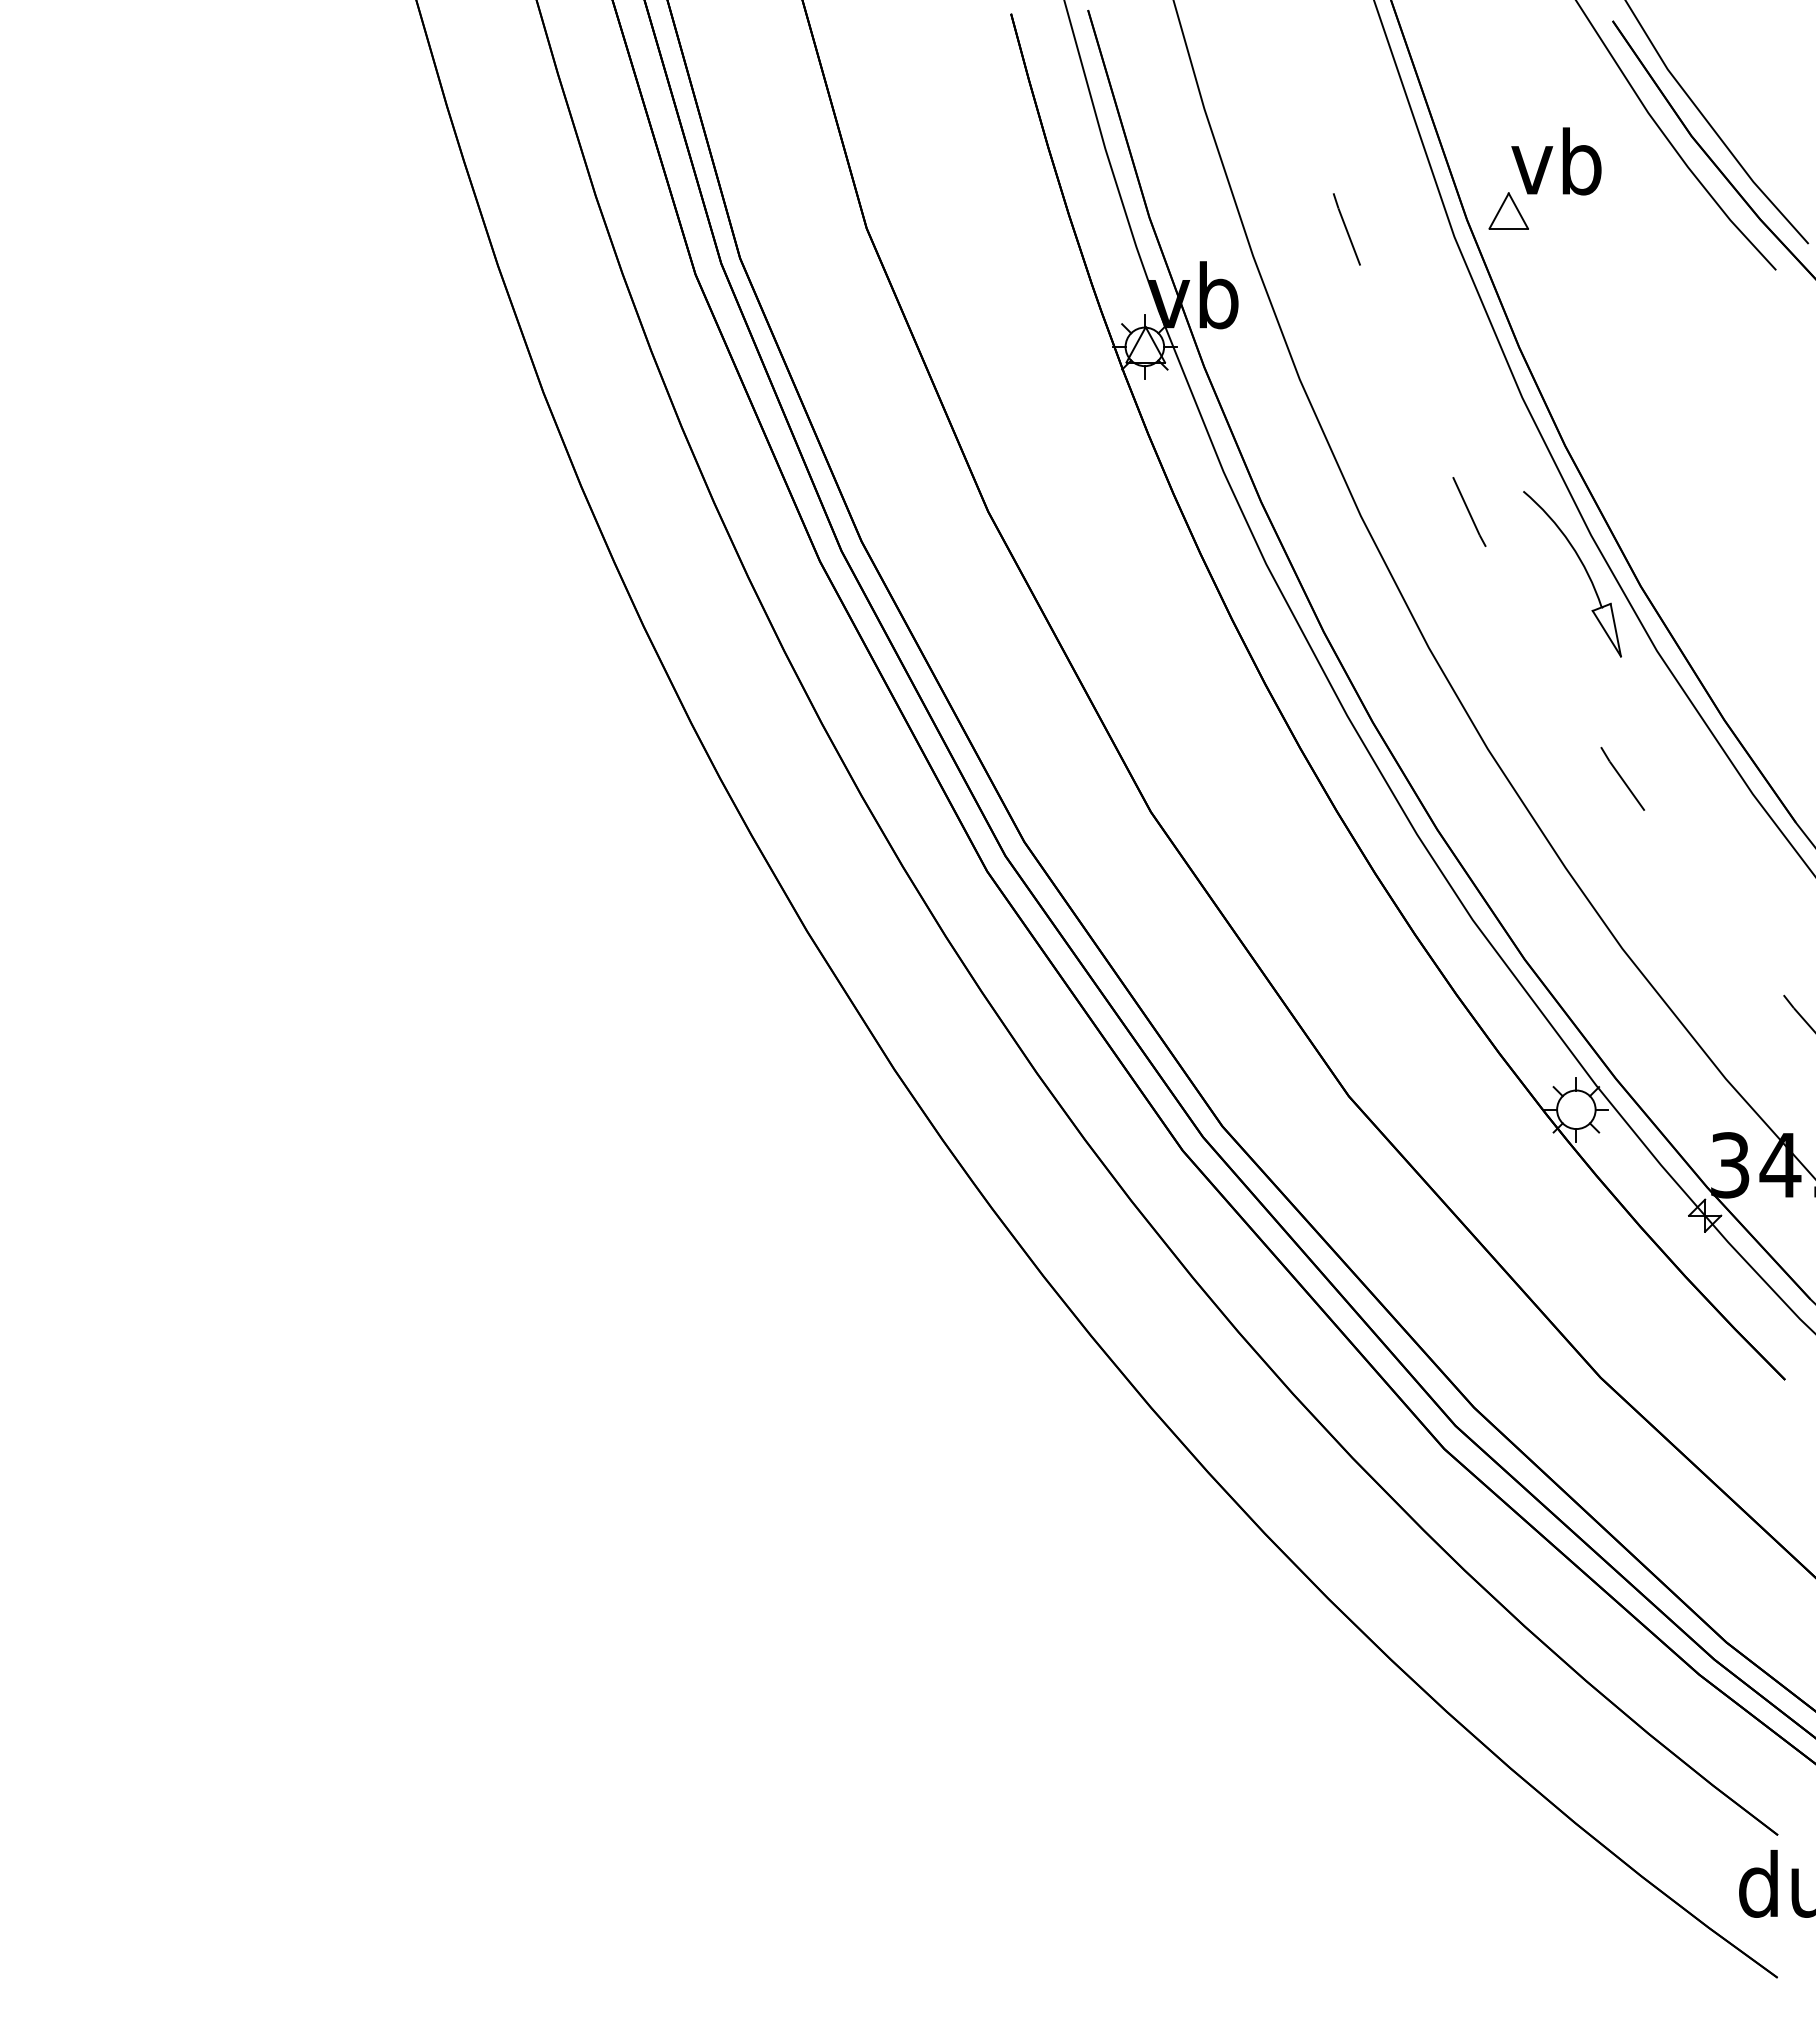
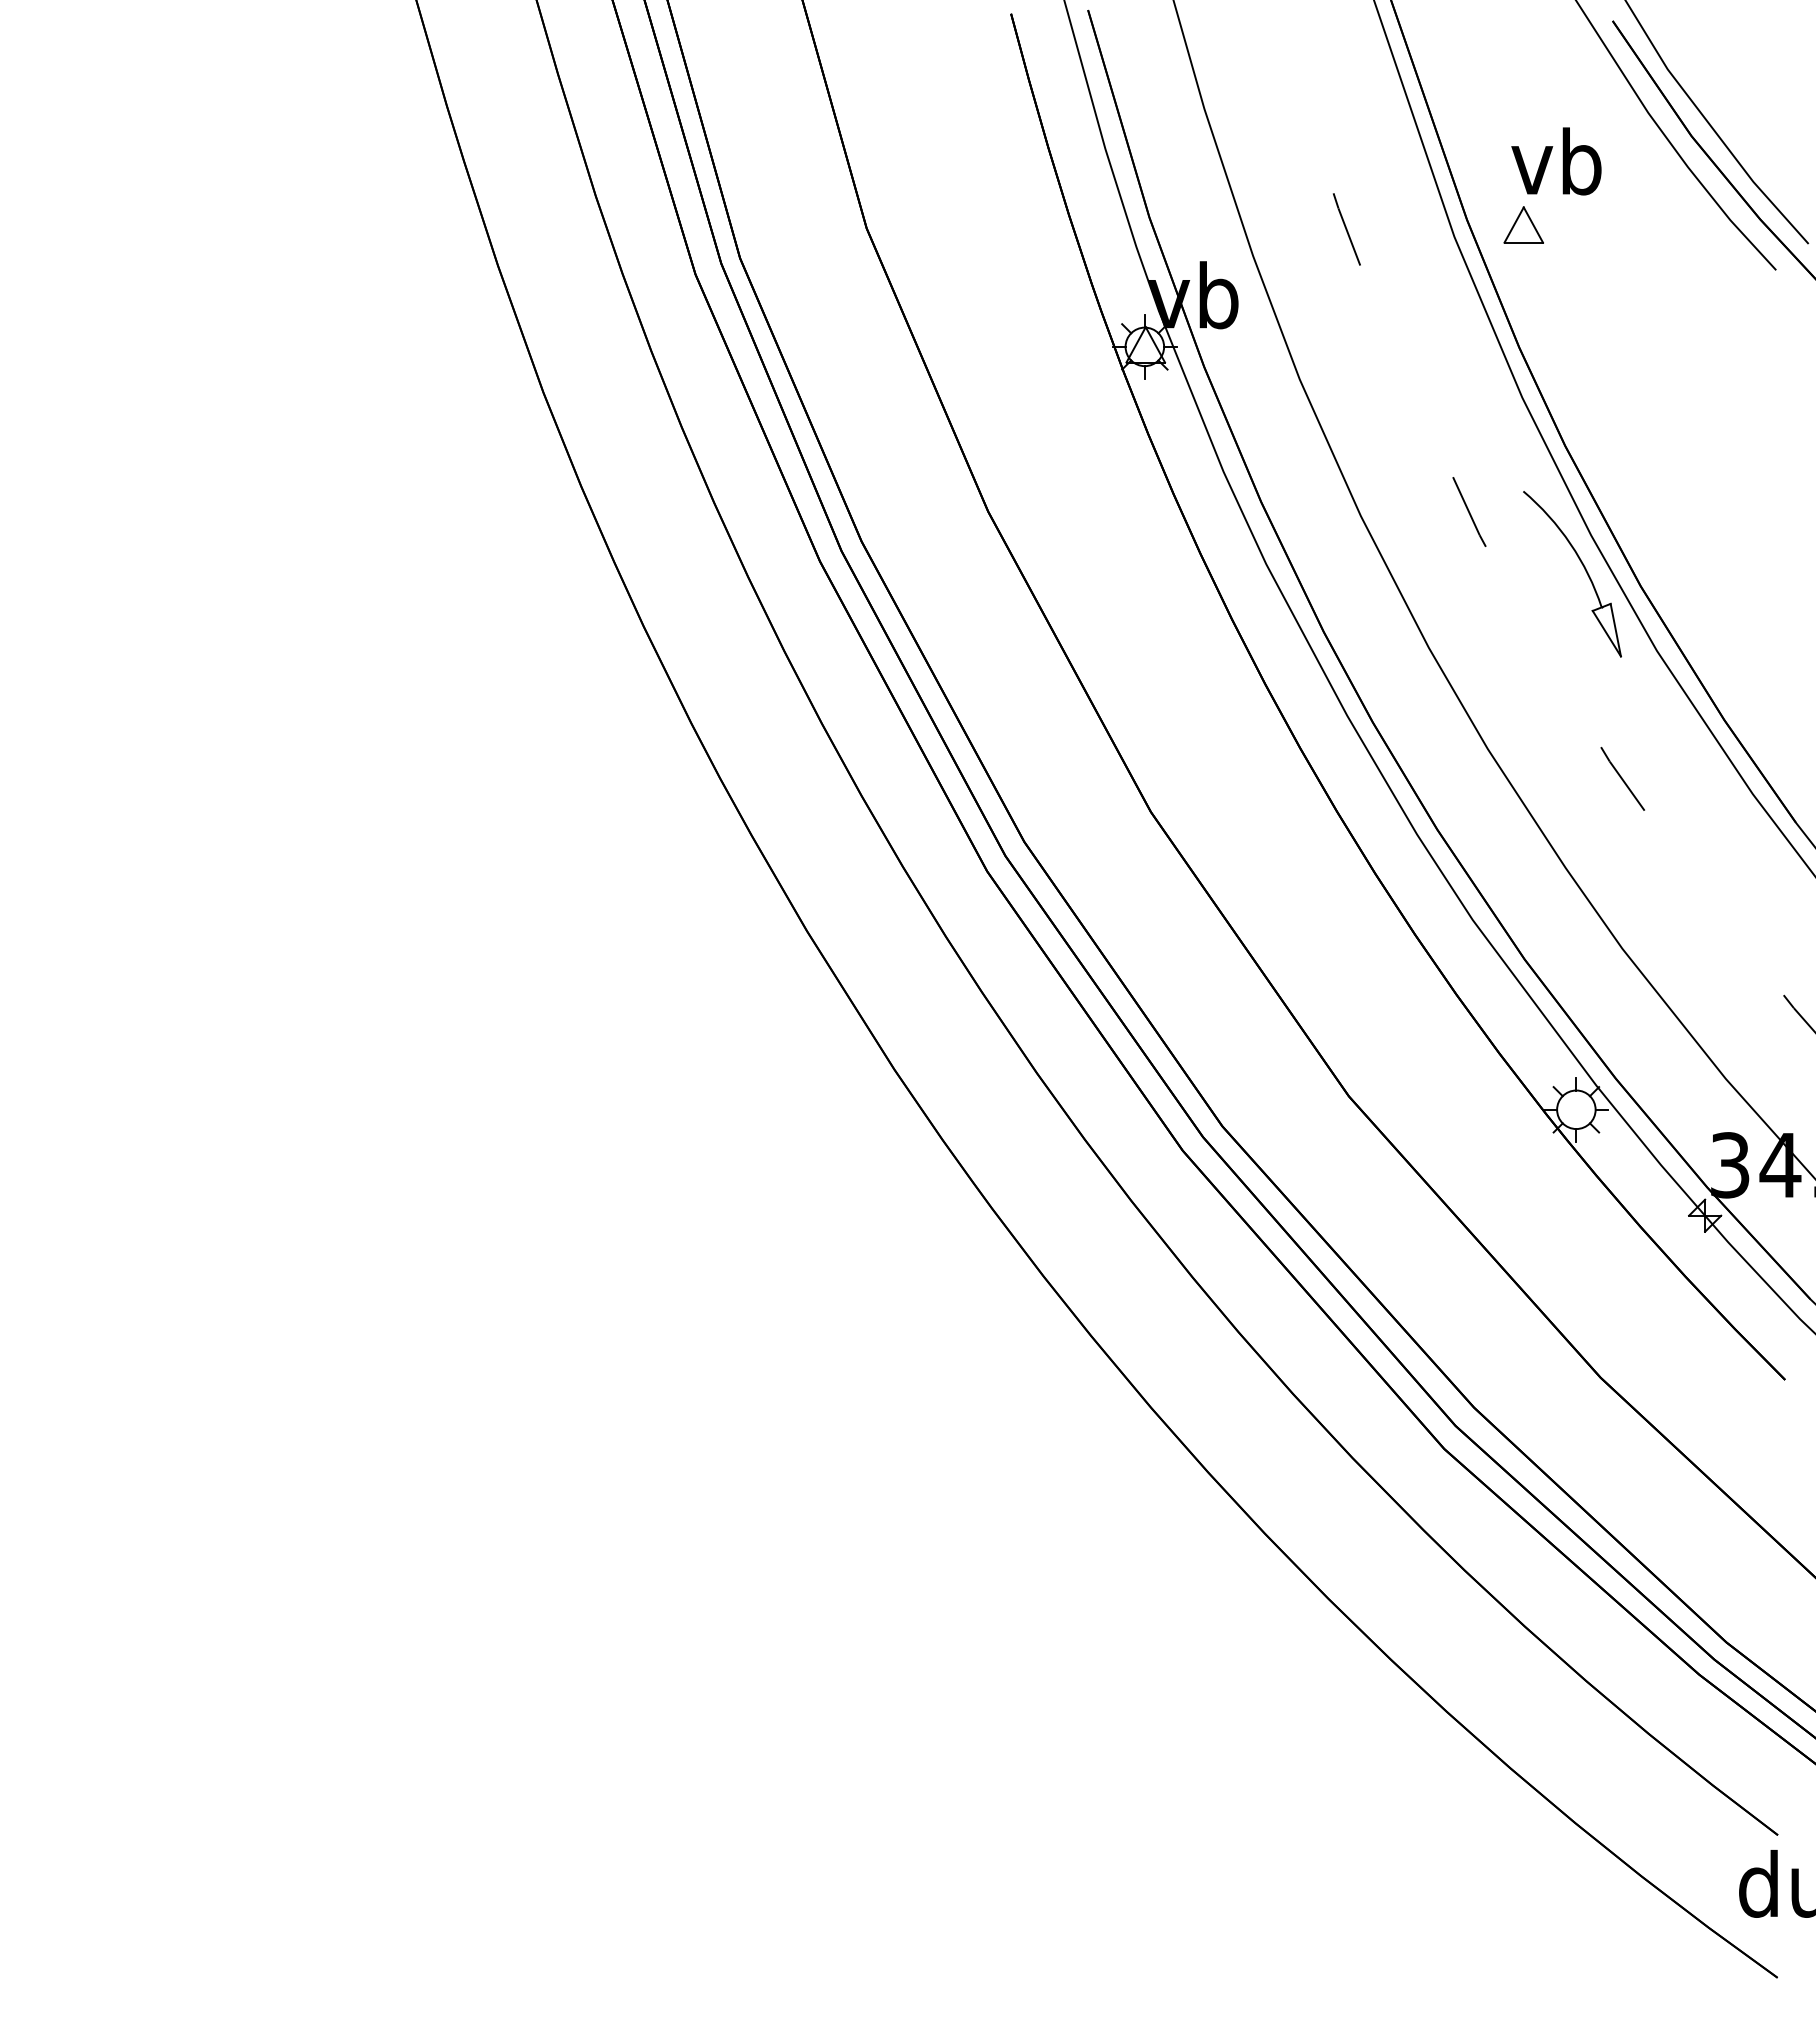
part position: (1508, 210) -> (1523, 224) (1523, 224)
